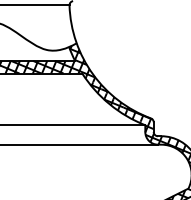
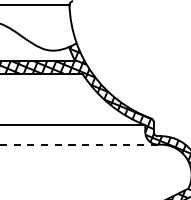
line: solid -> dashed (79, 144)
